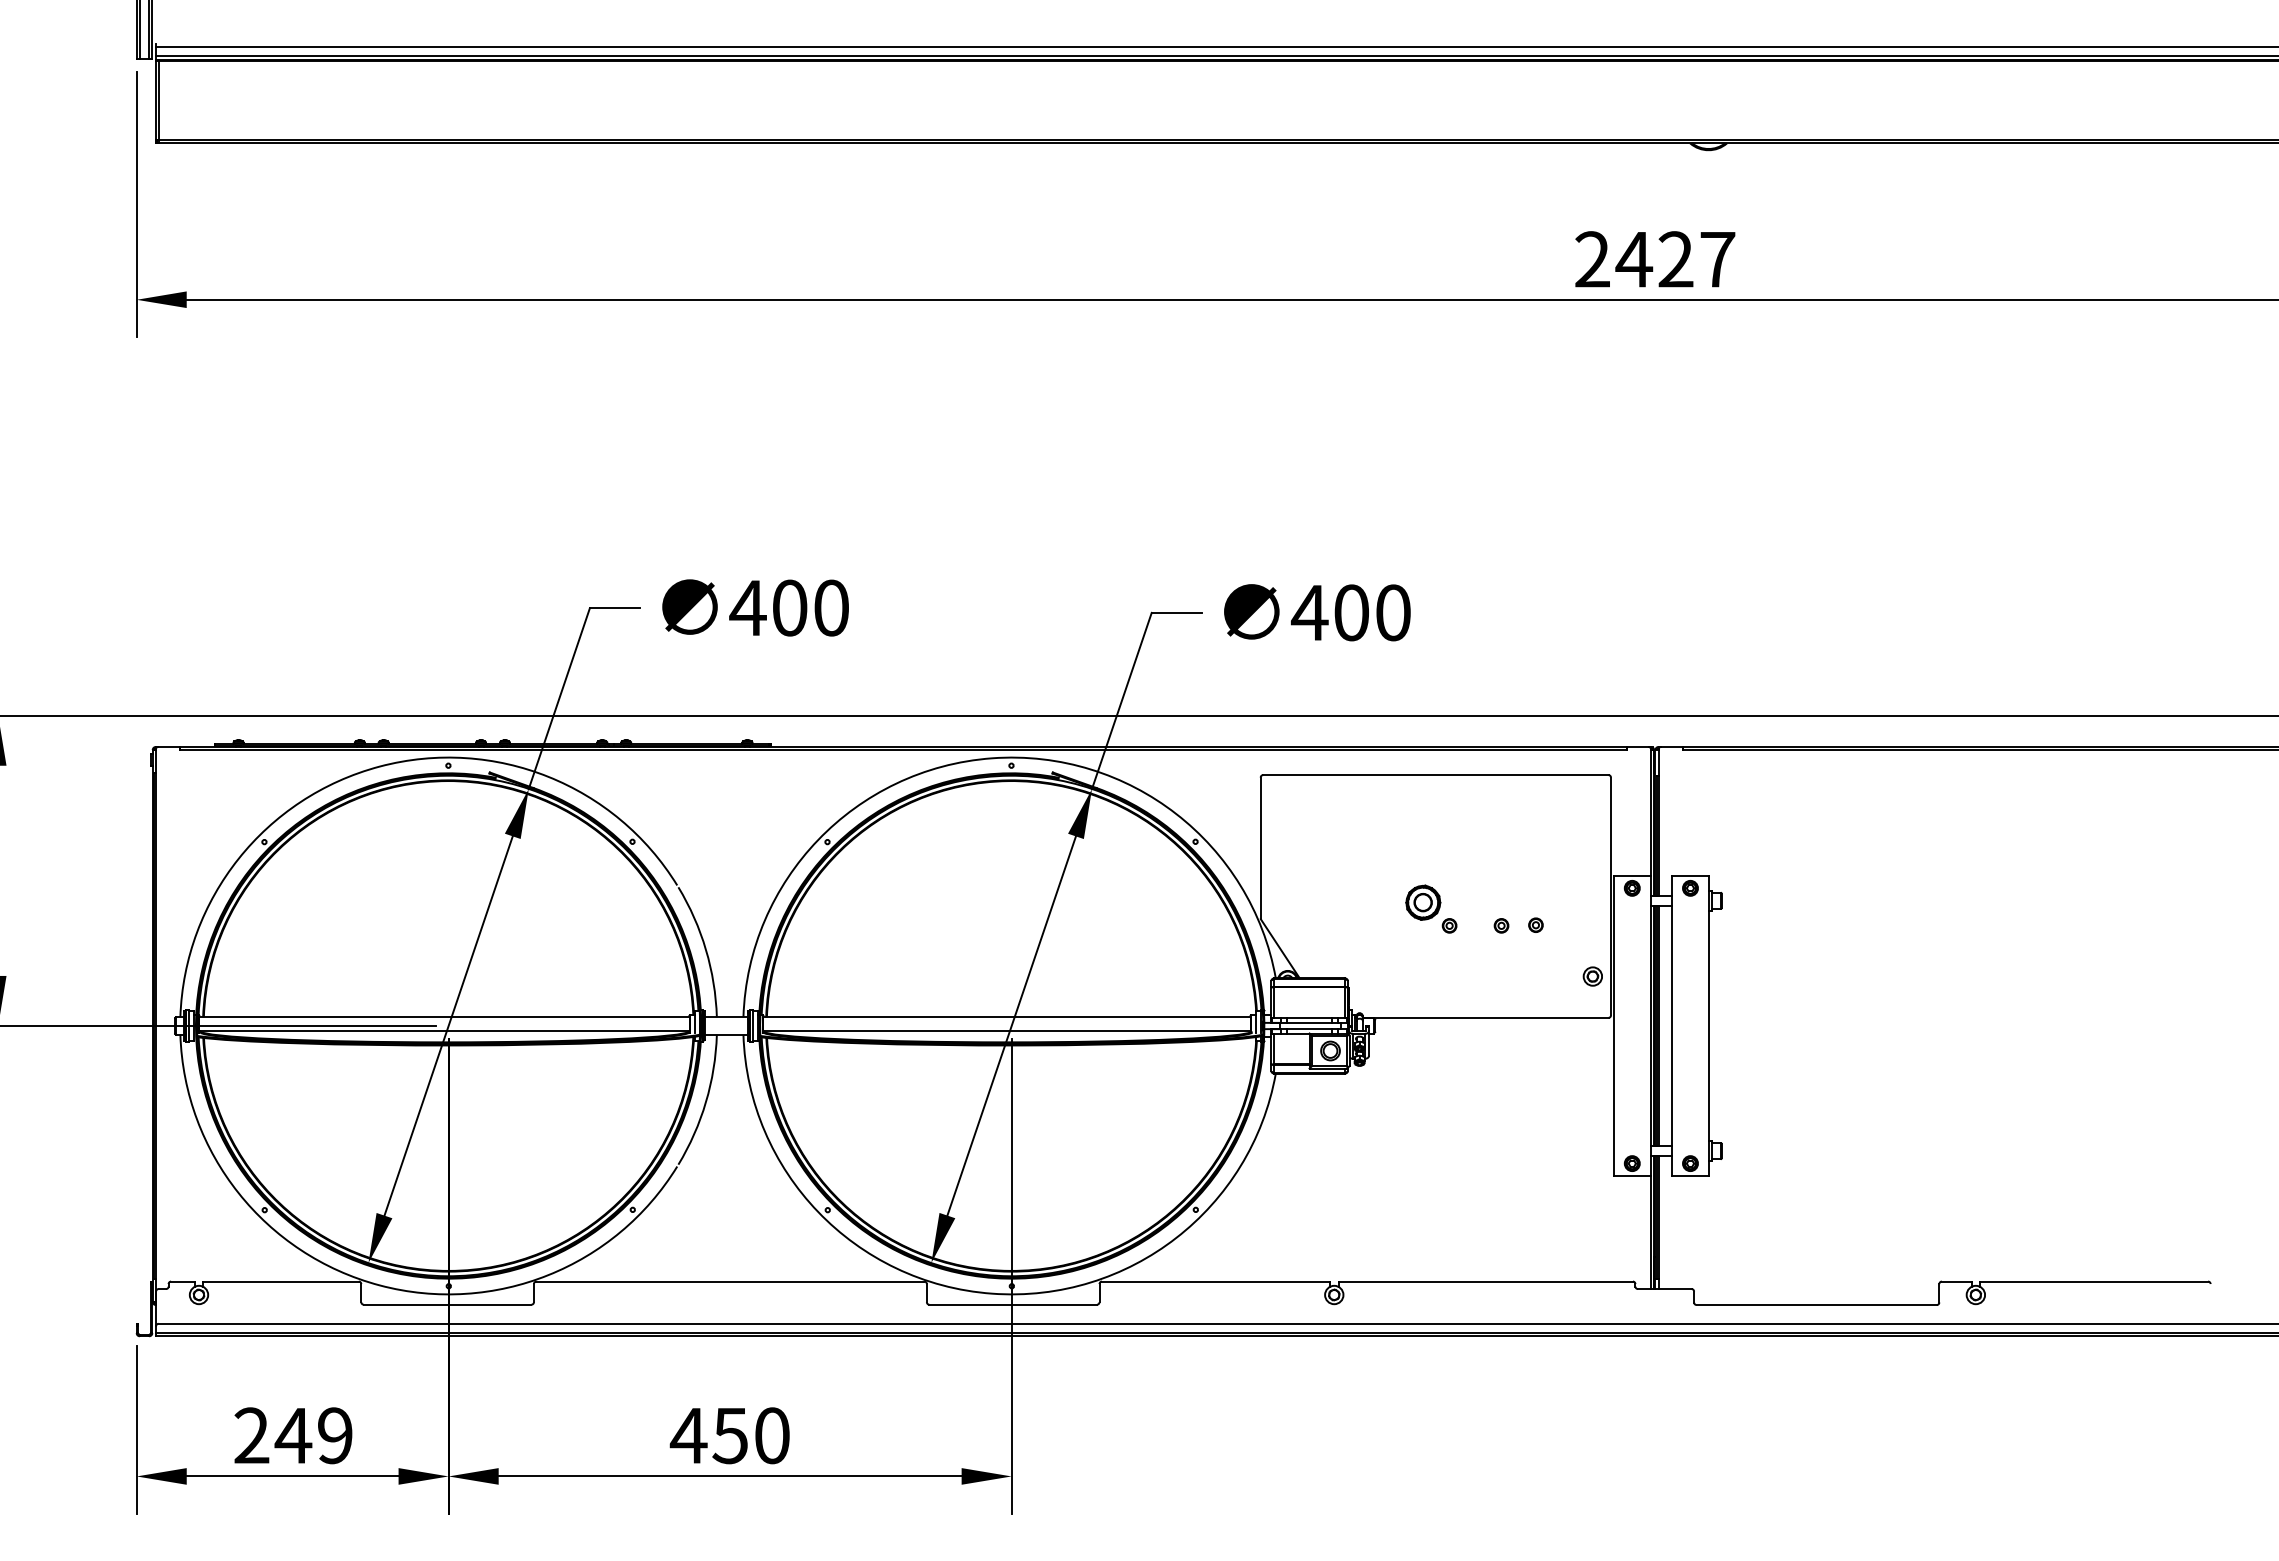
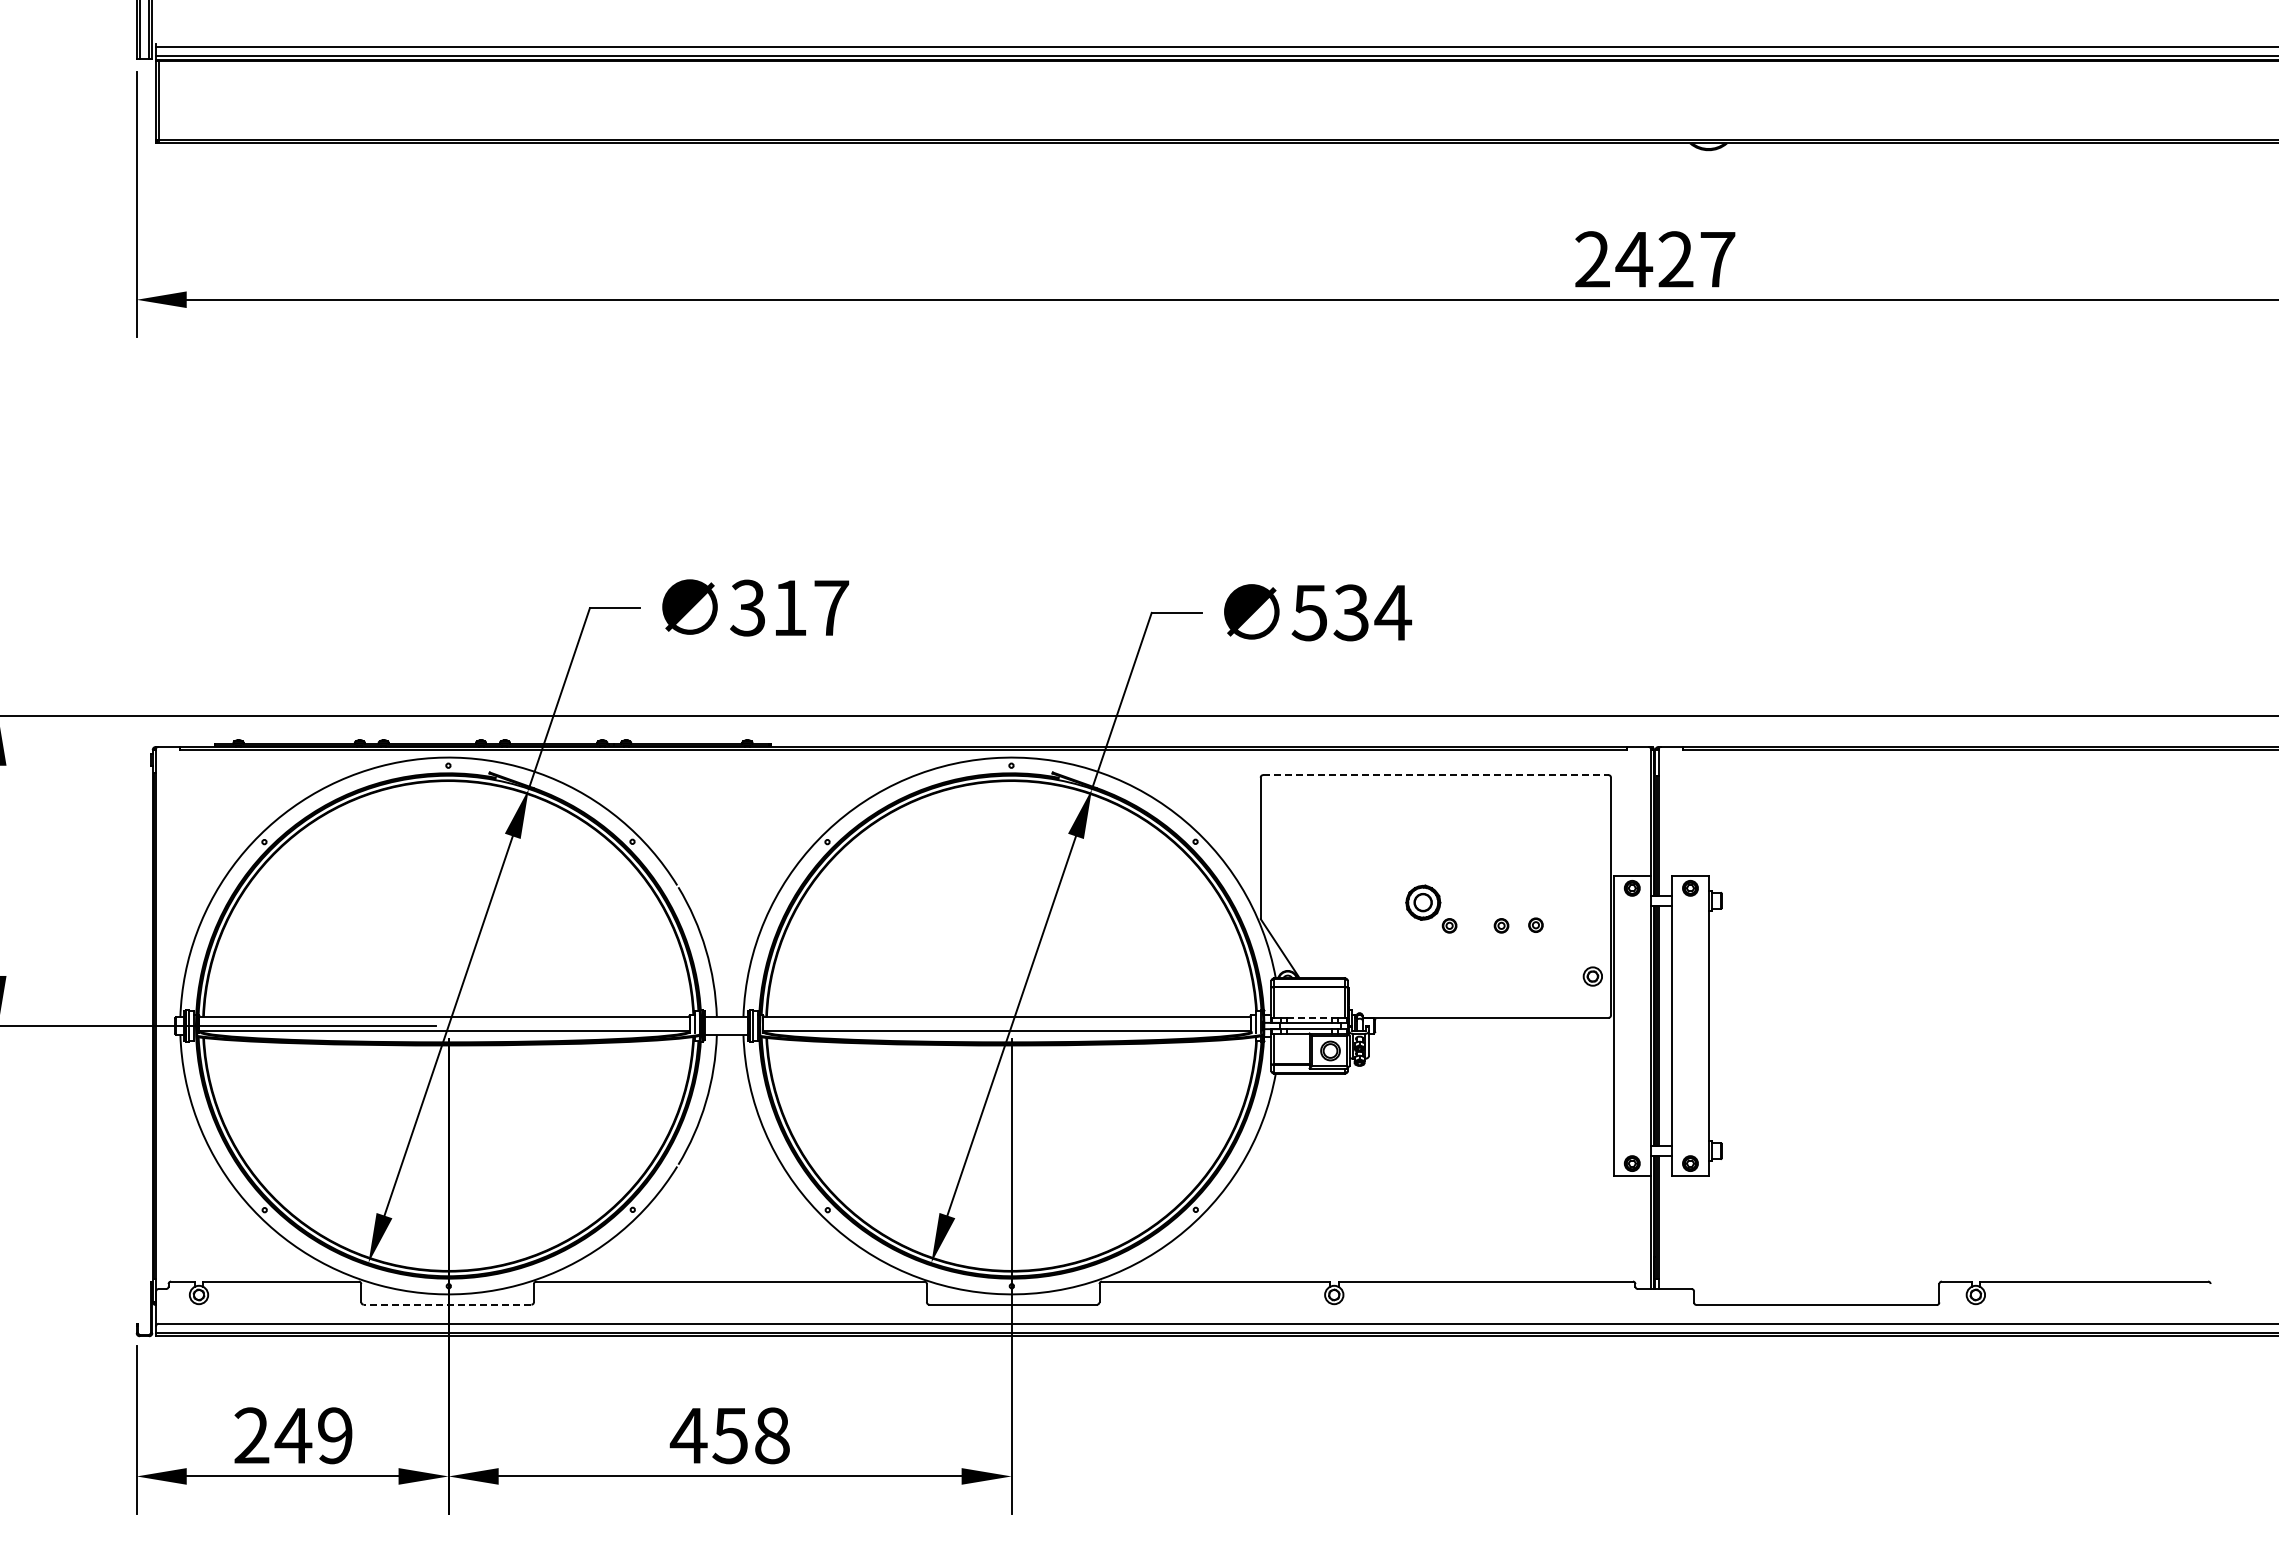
text: 400 -> 317 (789, 607)
text: 400 -> 534 (1351, 612)
line: solid -> dashed (1435, 775)
line: solid -> dashed (1309, 1018)
line: solid -> dashed (447, 1304)
text: 450 -> 458 (772, 1435)
